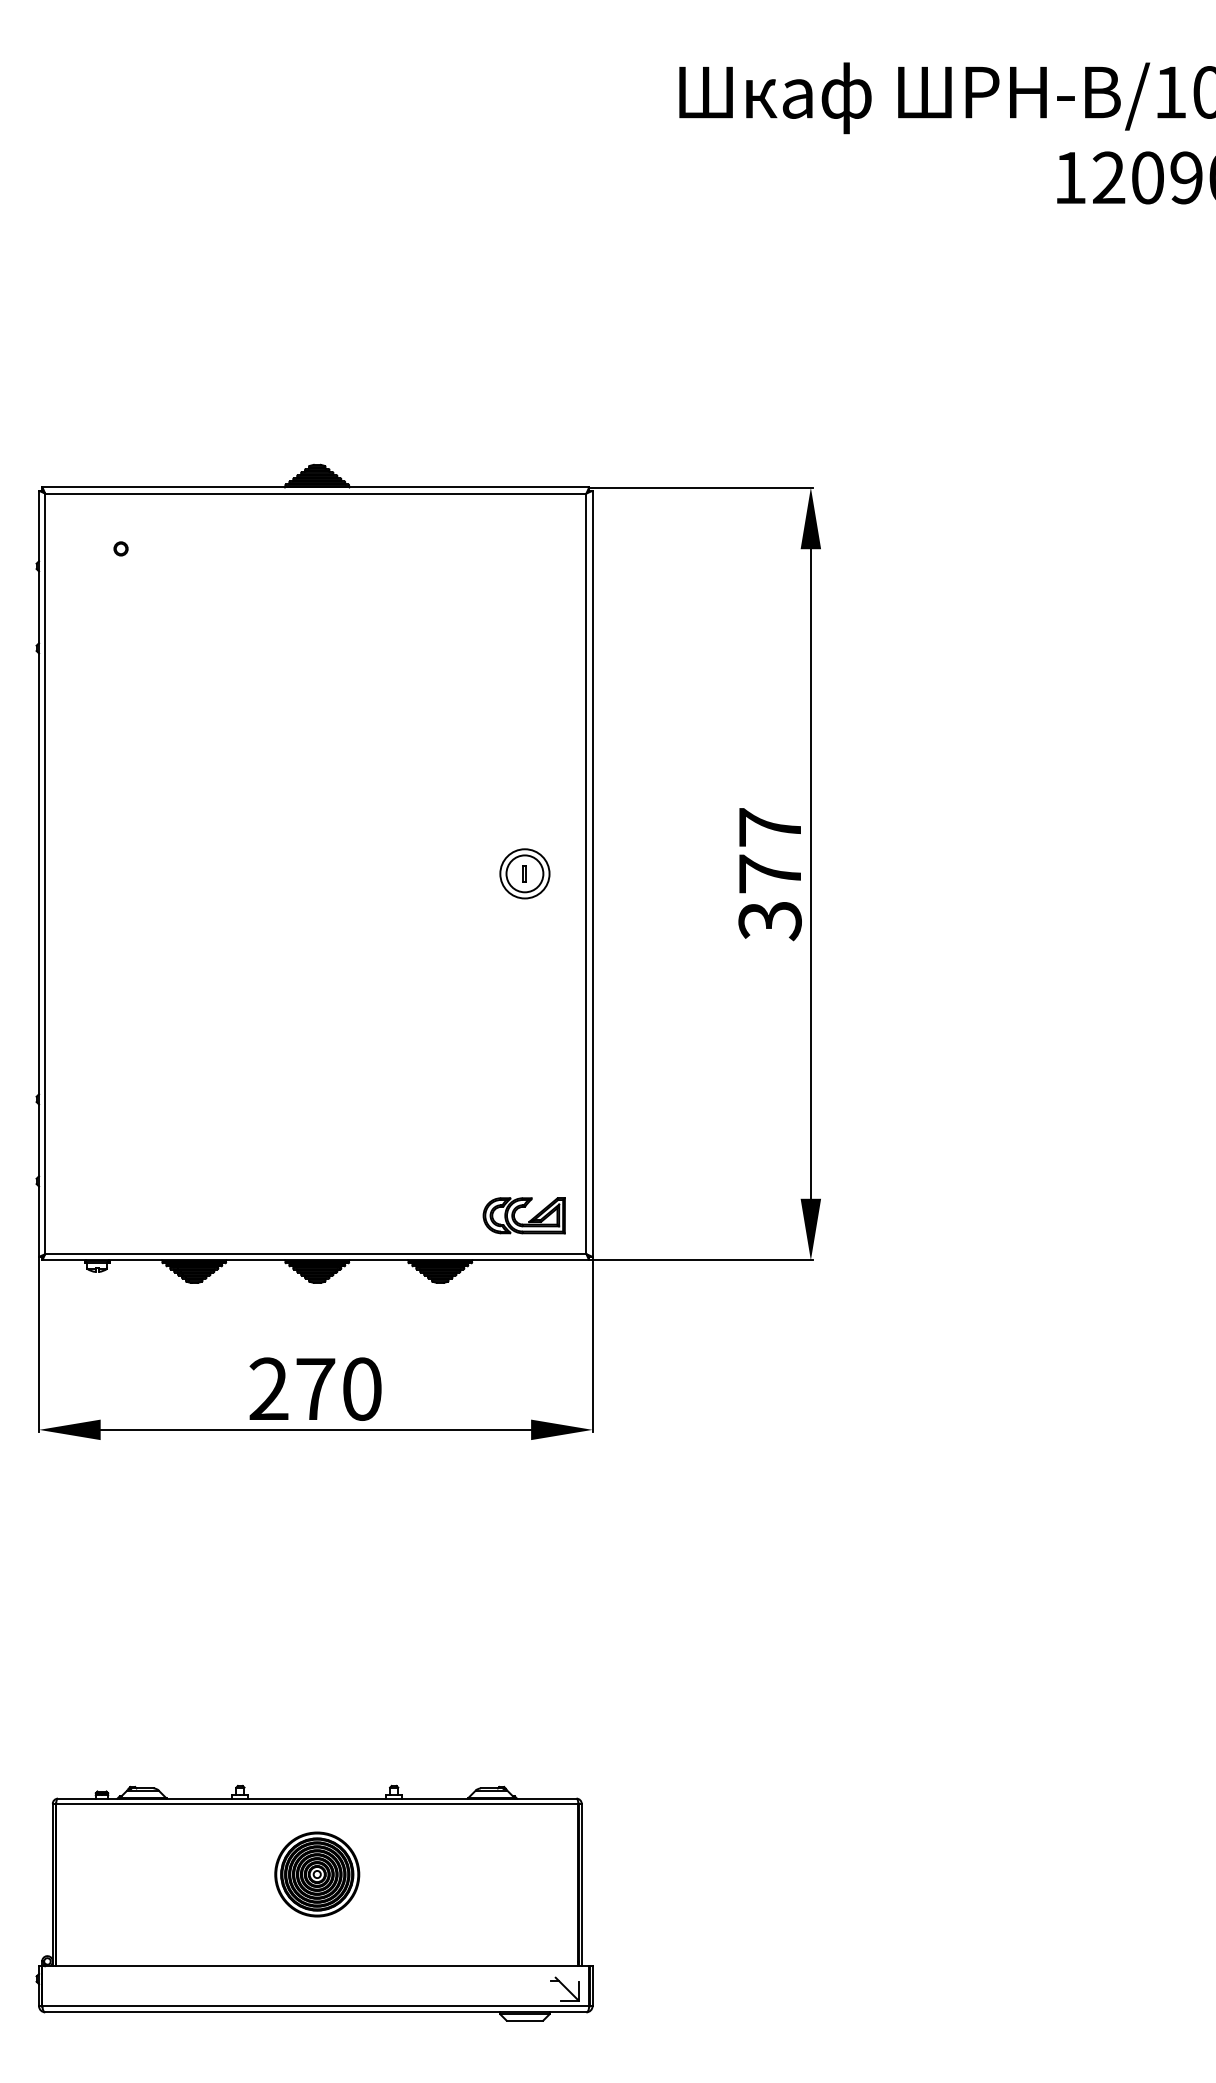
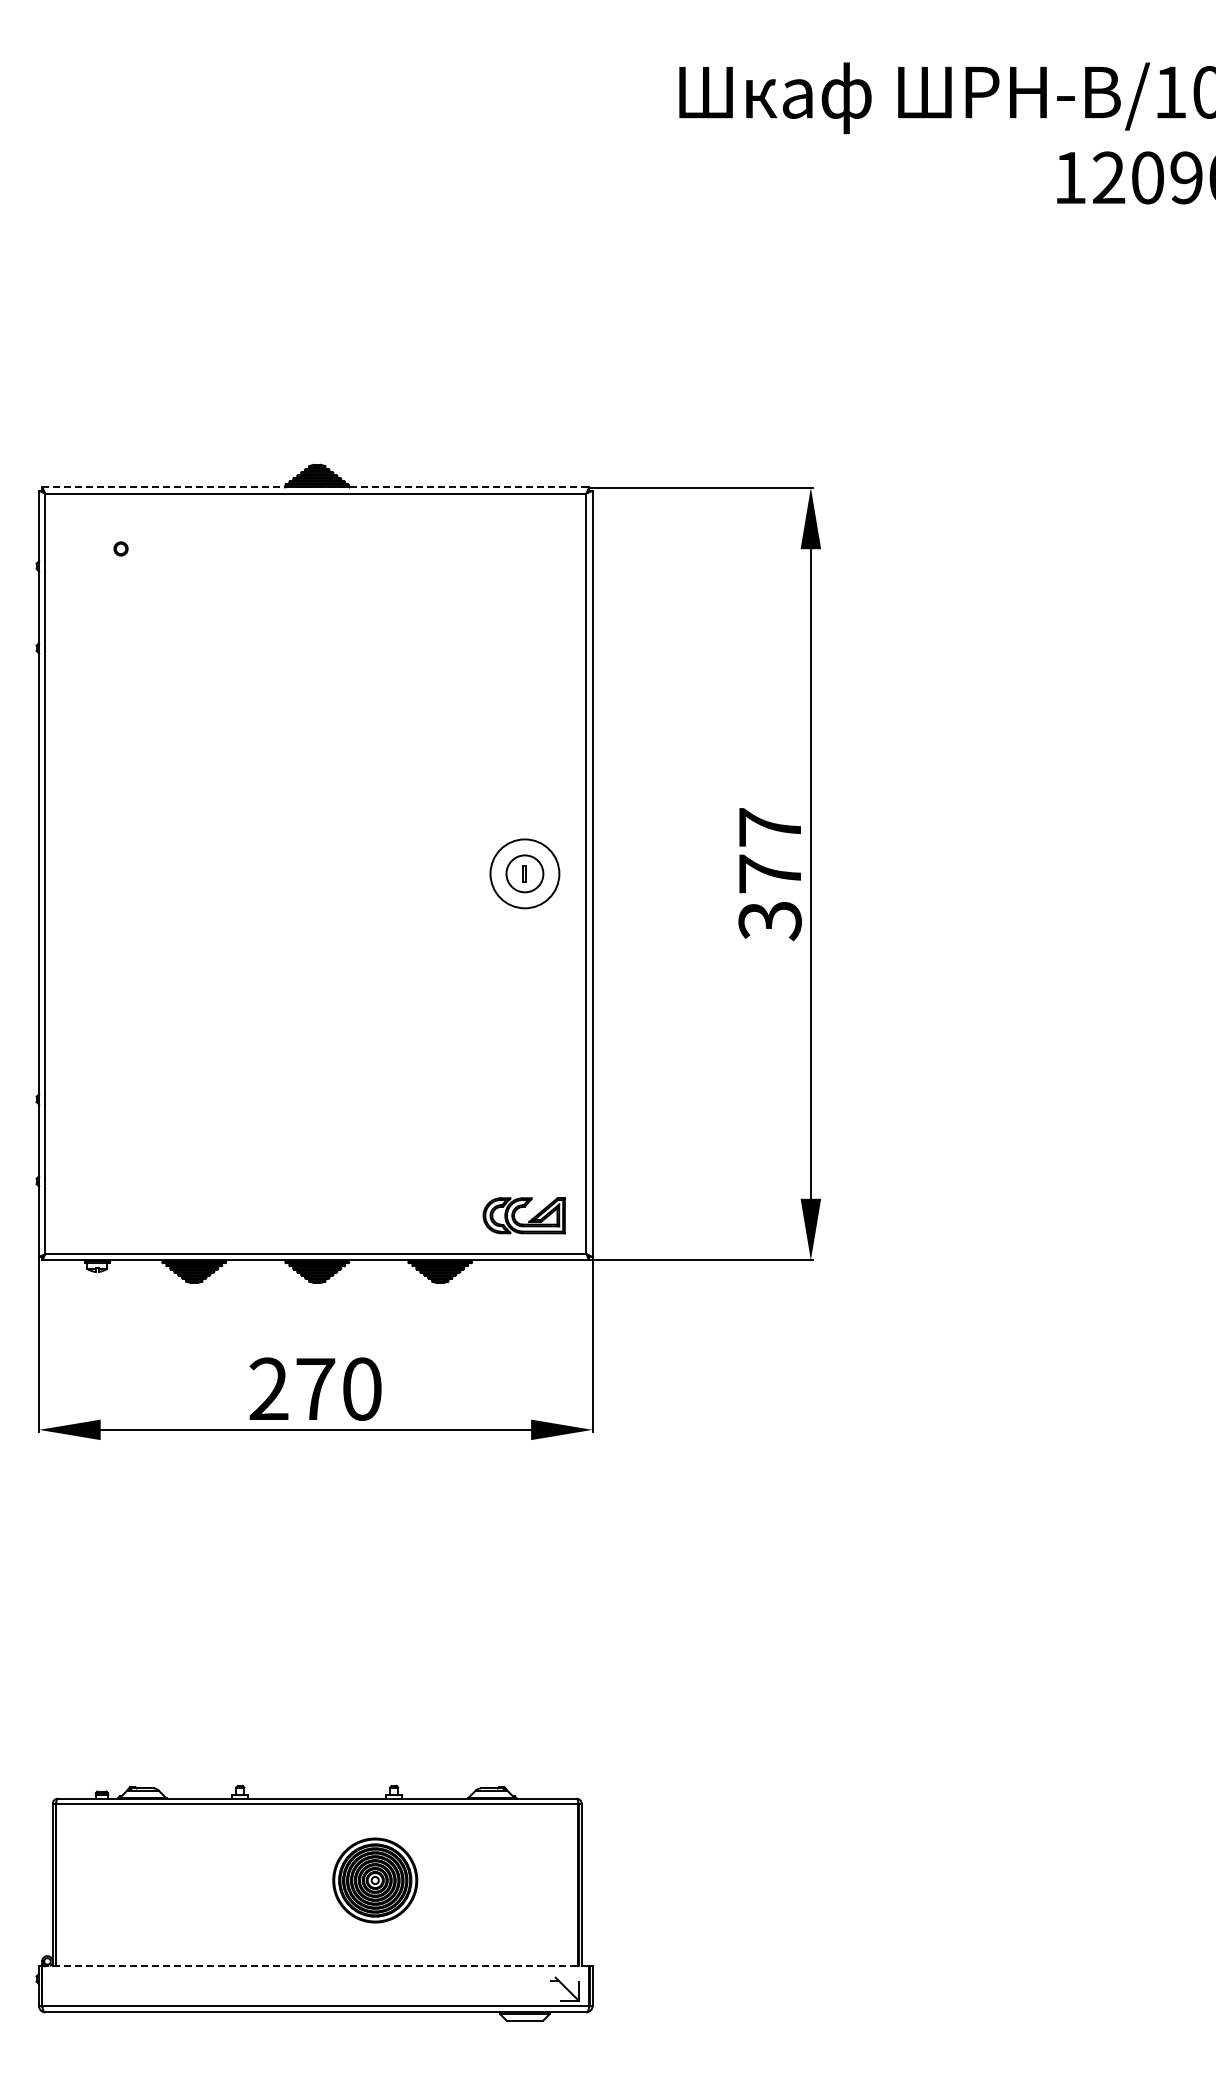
line: solid -> dashed (316, 487)
circle diameter: 49 px -> 69 px (524, 873)
part position: (317, 1874) -> (375, 1880) (375, 1880)
line: solid -> dashed (316, 1966)
